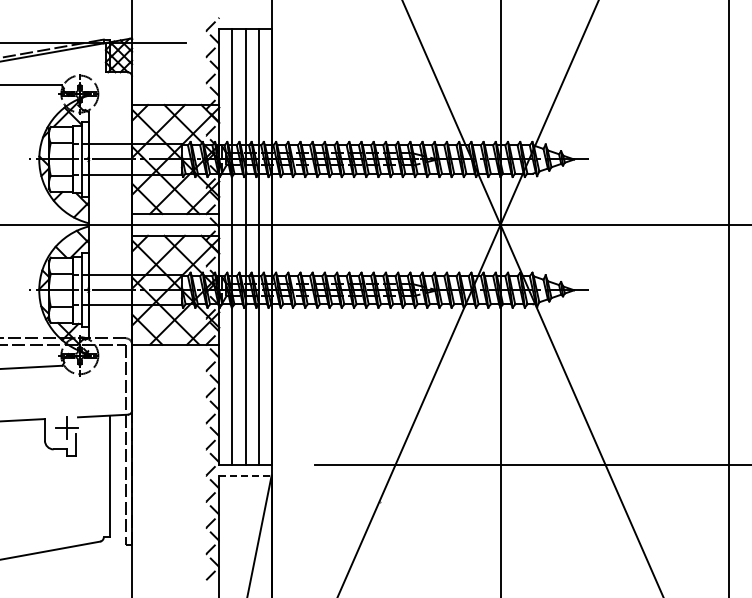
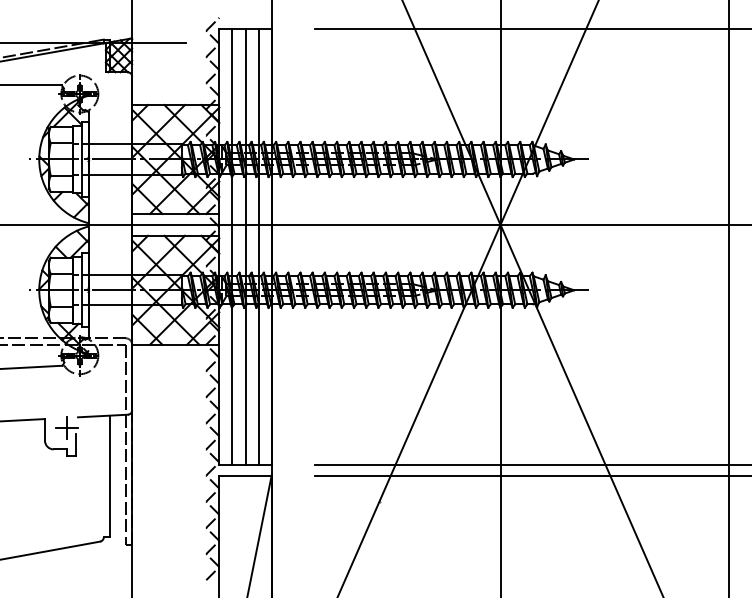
line: none -> present (531, 28)
line: dashed -> solid (246, 475)
line: none -> present (531, 475)
